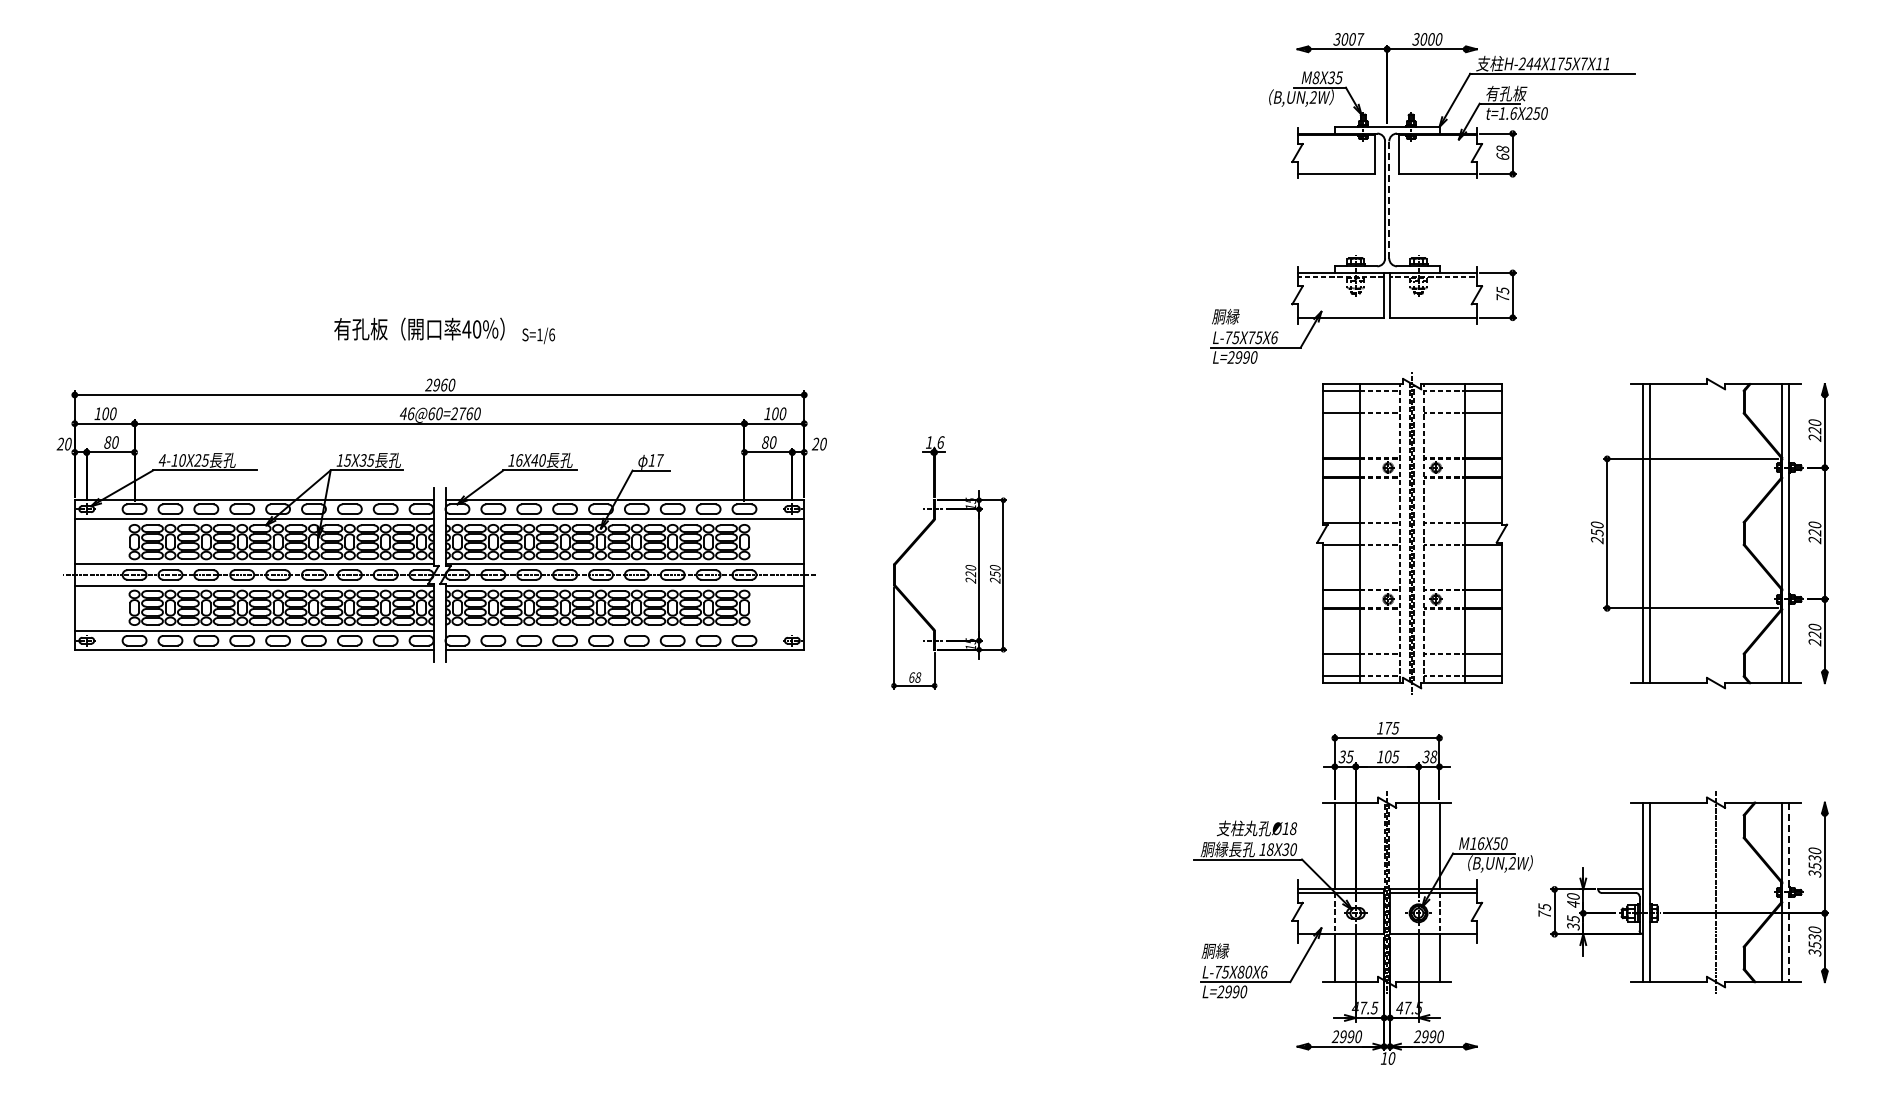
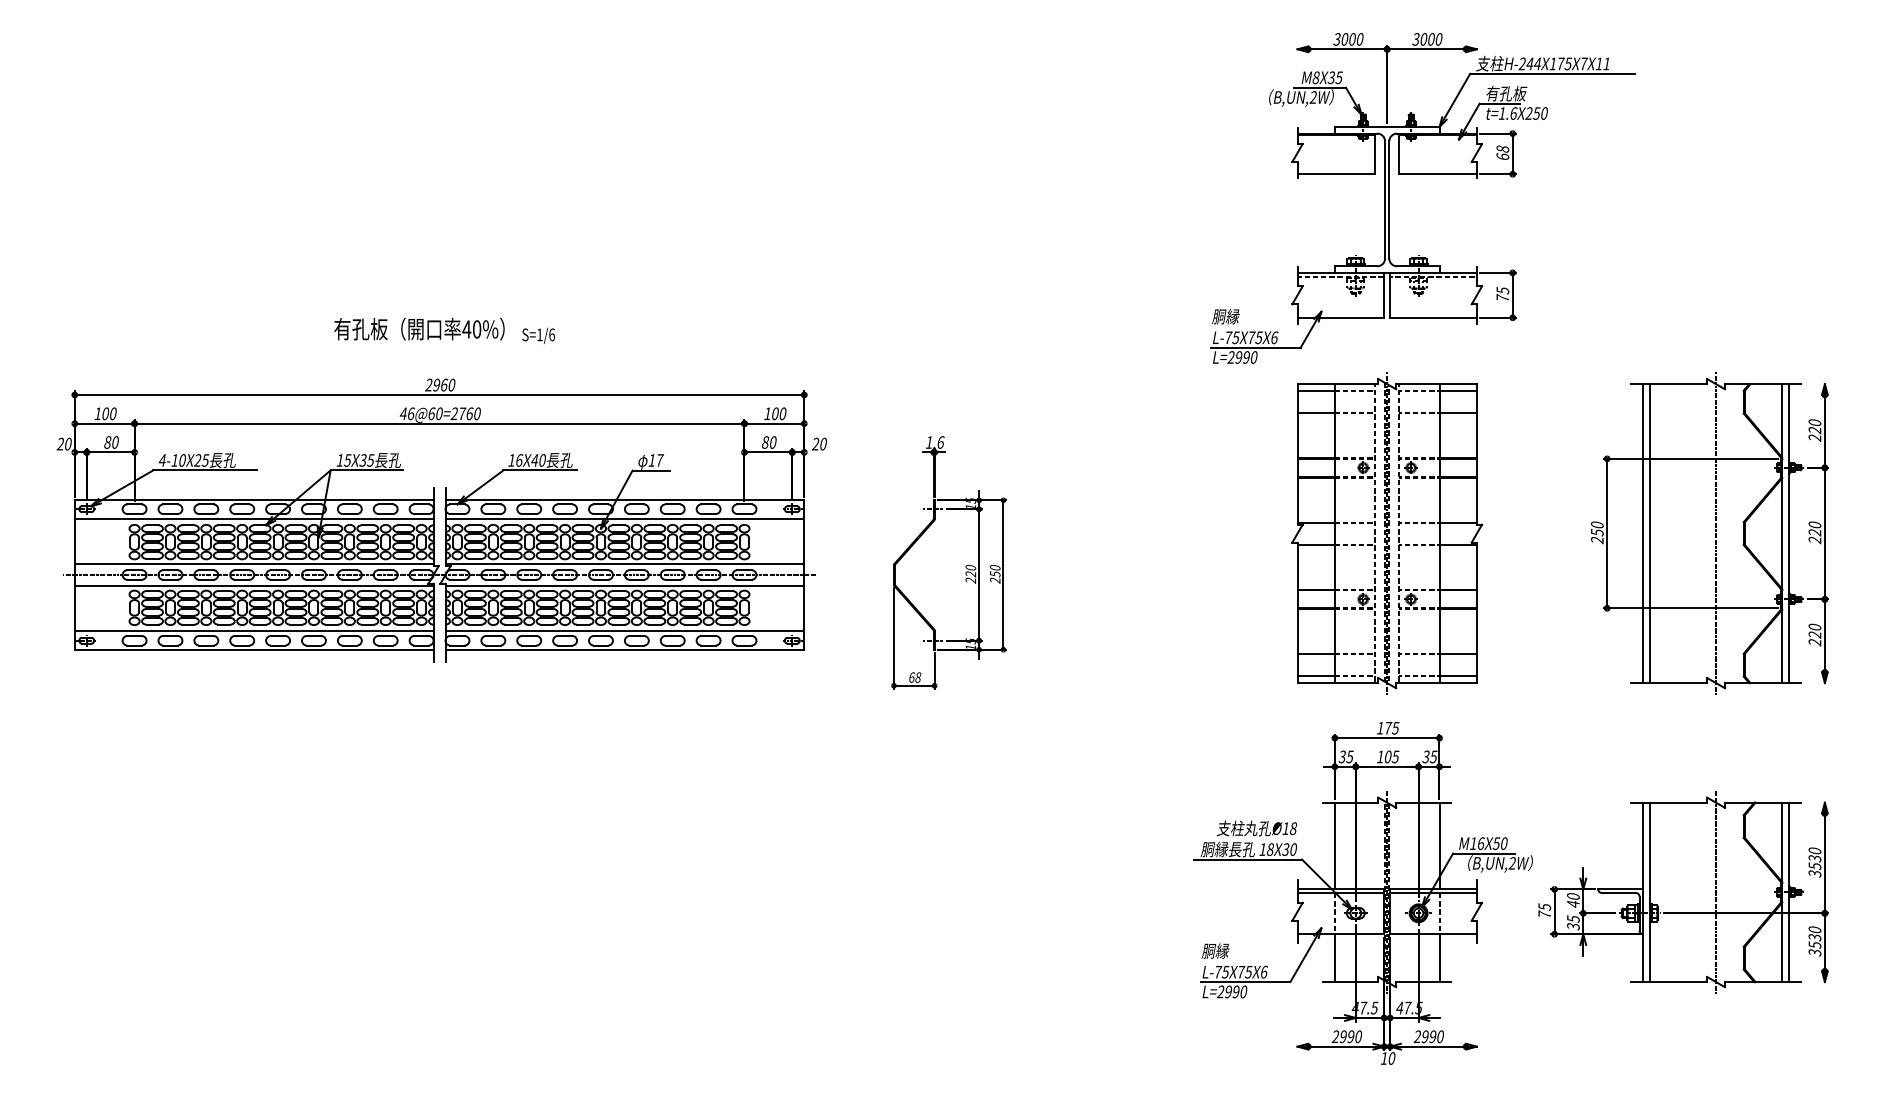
text: 3007 -> 3000 (1360, 39)
line: dashed -> solid (1389, 199)
part position: (1412, 533) -> (1387, 533) (1387, 533)
line: none -> present (1716, 533)
line: none -> present (624, 630)
text: 38 -> 35 (1433, 756)
line: dashed -> solid (1789, 892)
text: L-75X80X6 -> L-75X75X6 (1244, 971)
